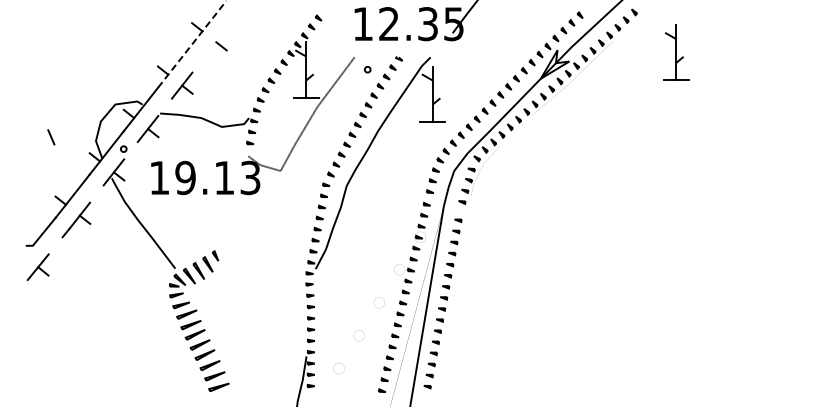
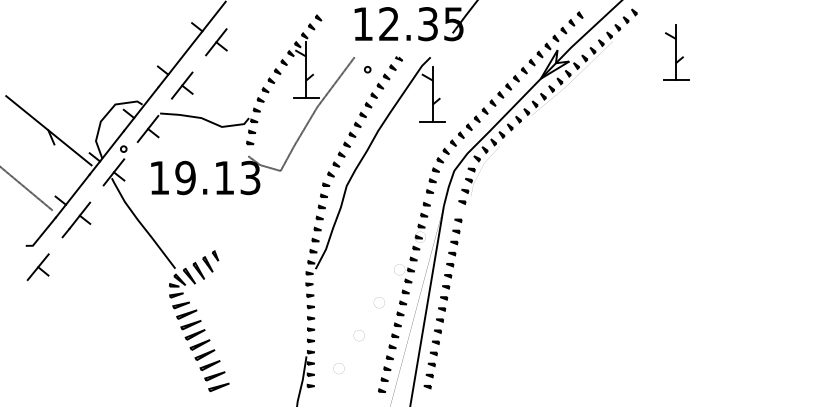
line: none -> present (216, 42)
line: dashed -> solid (192, 44)
line: none -> present (48, 130)
line: none -> present (27, 189)
